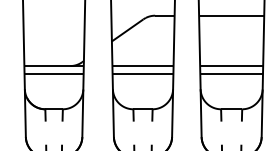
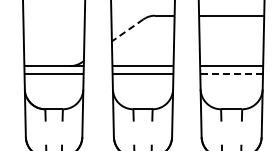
line: solid -> dashed (127, 30)
line: solid -> dashed (231, 73)
